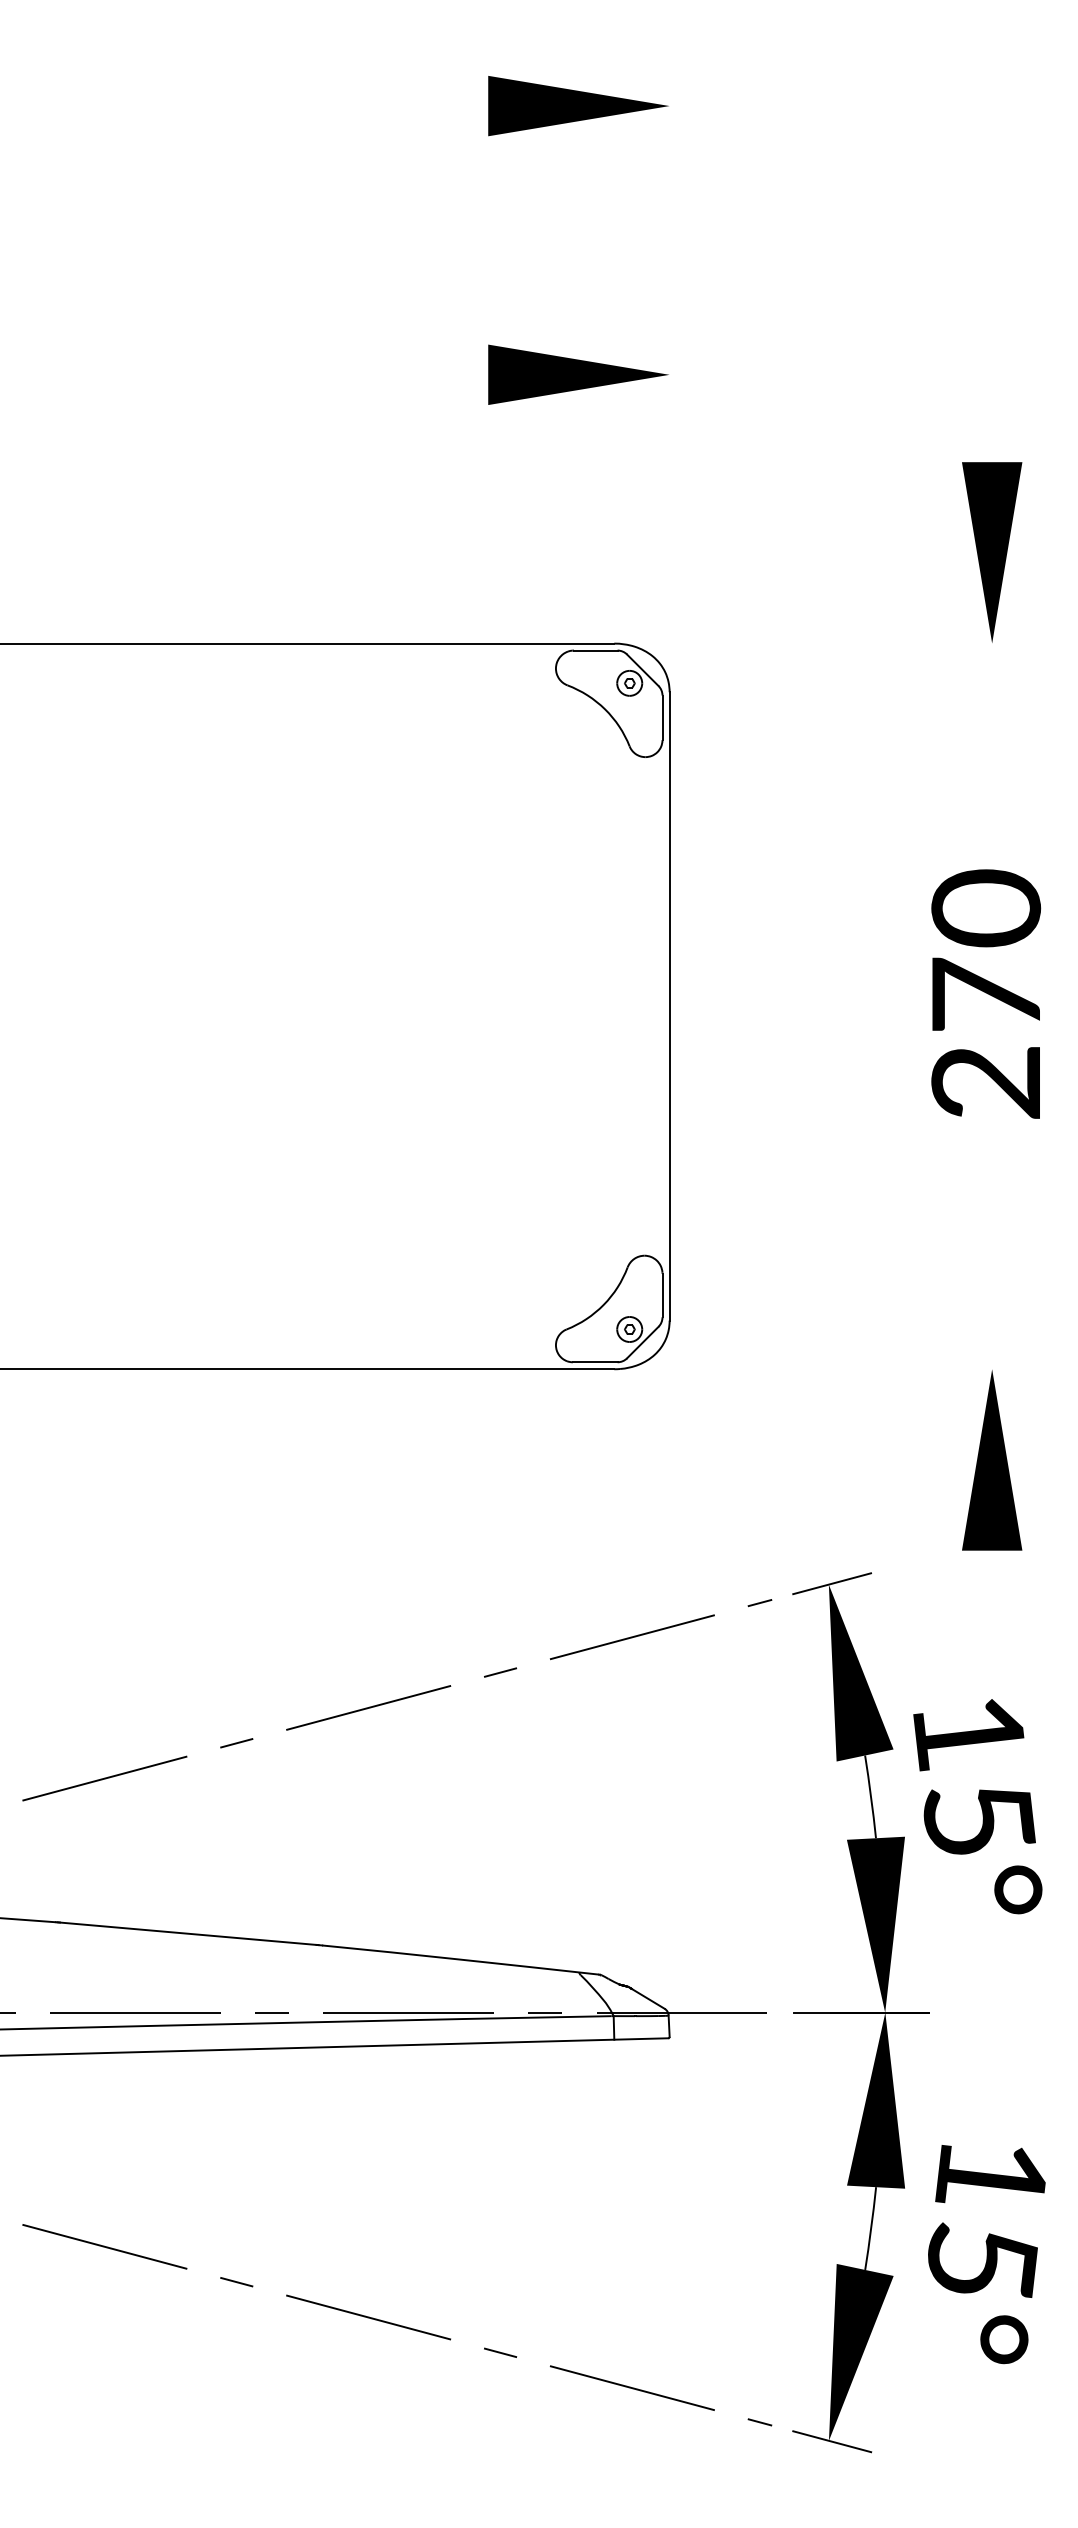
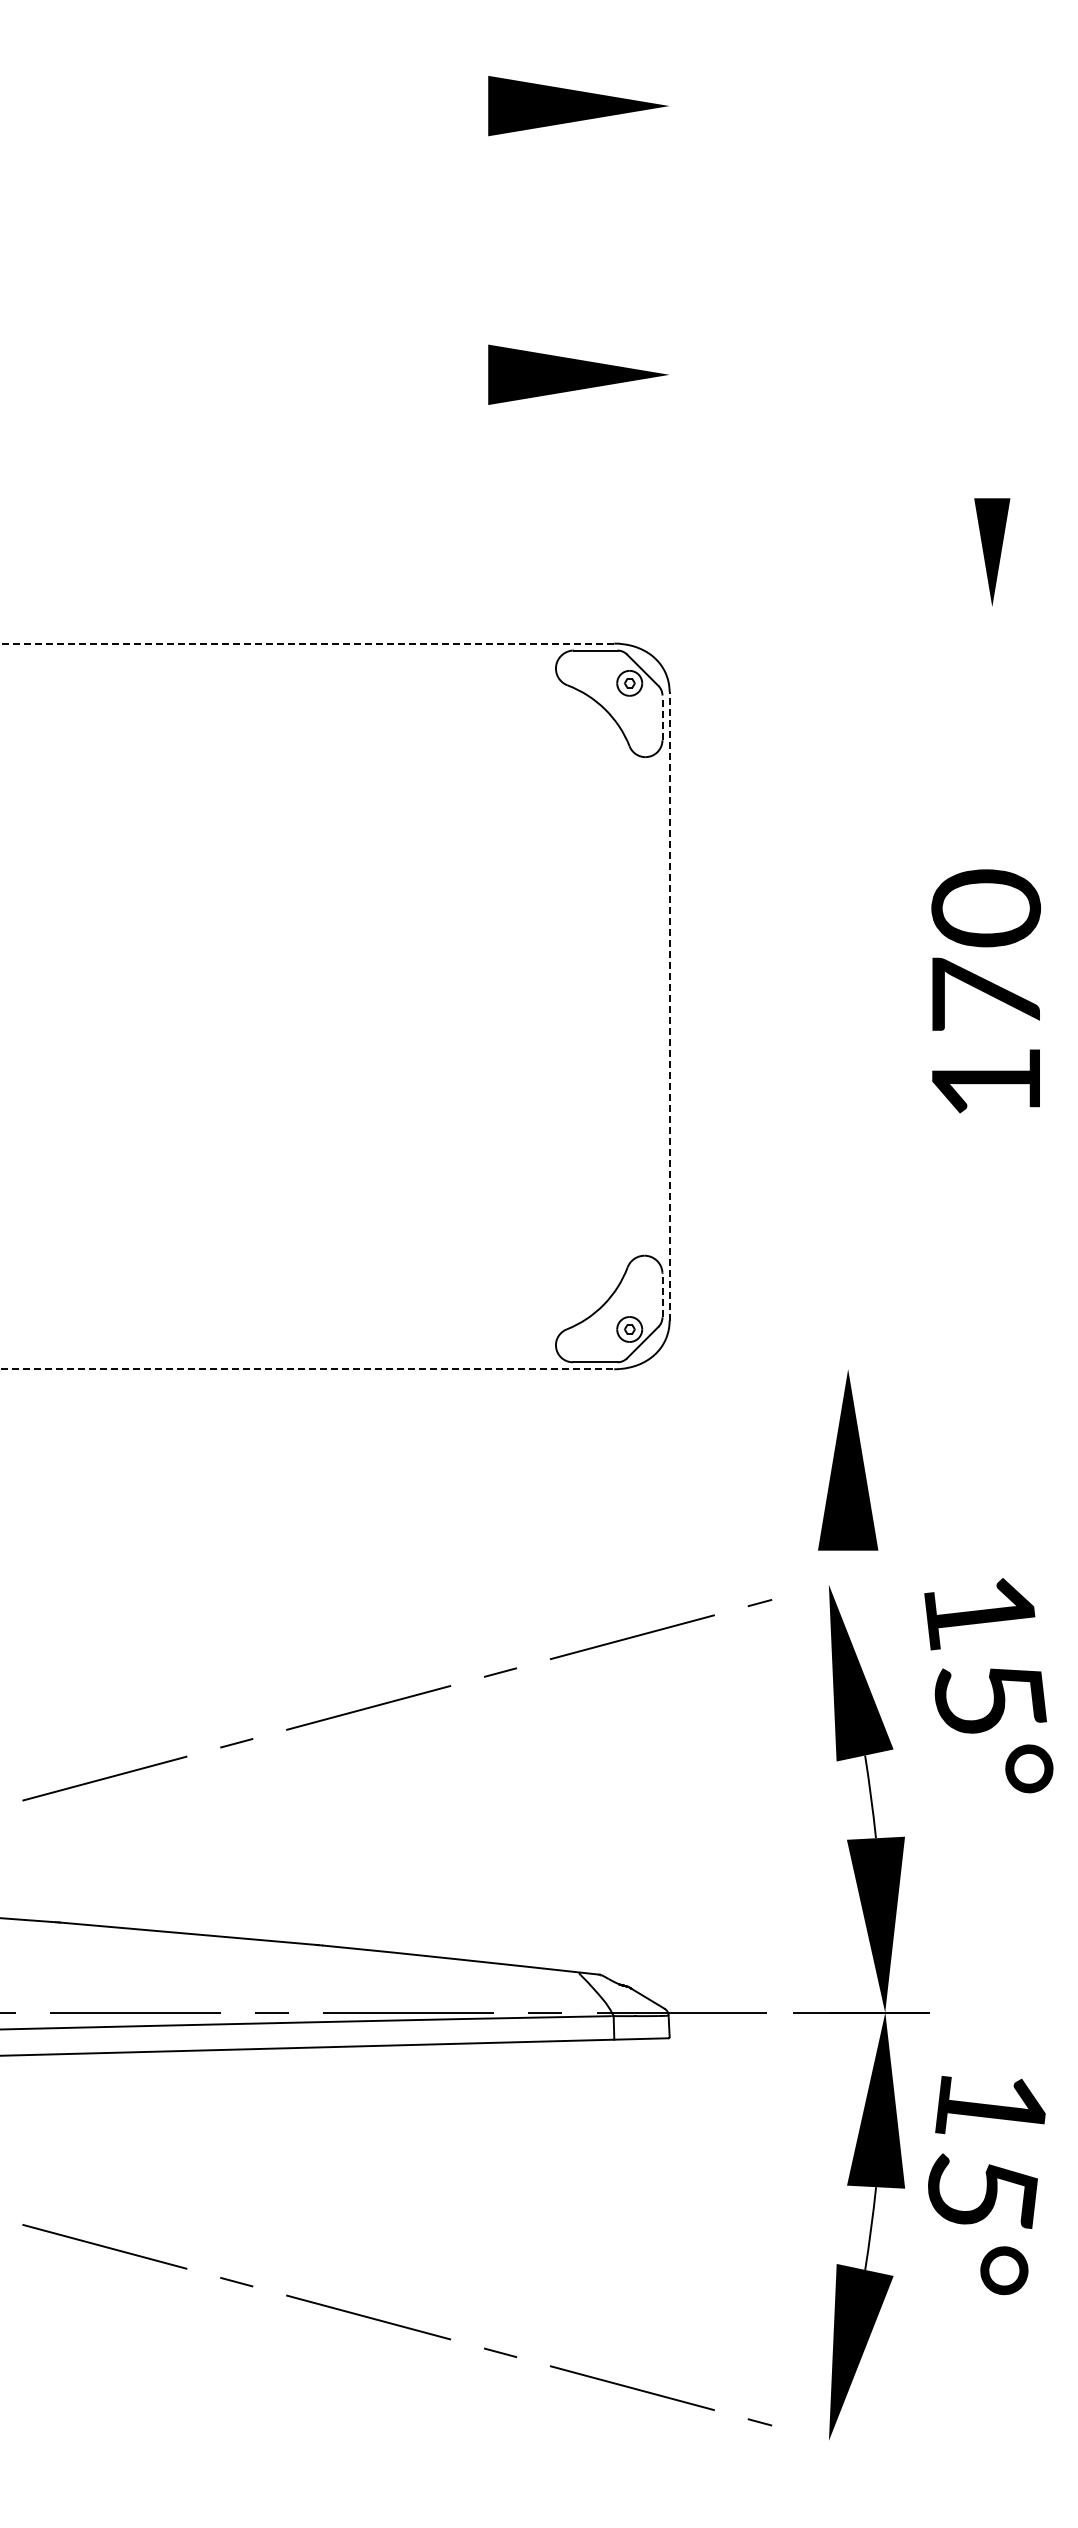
part size: 61x181 px -> 37x109 px (992, 552)
line: solid -> dashed (307, 643)
line: solid -> dashed (662, 717)
line: solid -> dashed (669, 1005)
text: 270 -> 170 (985, 1082)
line: solid -> dashed (662, 1295)
line: solid -> dashed (307, 1369)
part position: (992, 1460) -> (848, 1460) (848, 1460)
line: present -> none (832, 1583)
text position: (977, 1806) -> (988, 1685) (988, 1685)
text position: (986, 2254) -> (986, 2185) (986, 2185)
line: present -> none (832, 2441)
